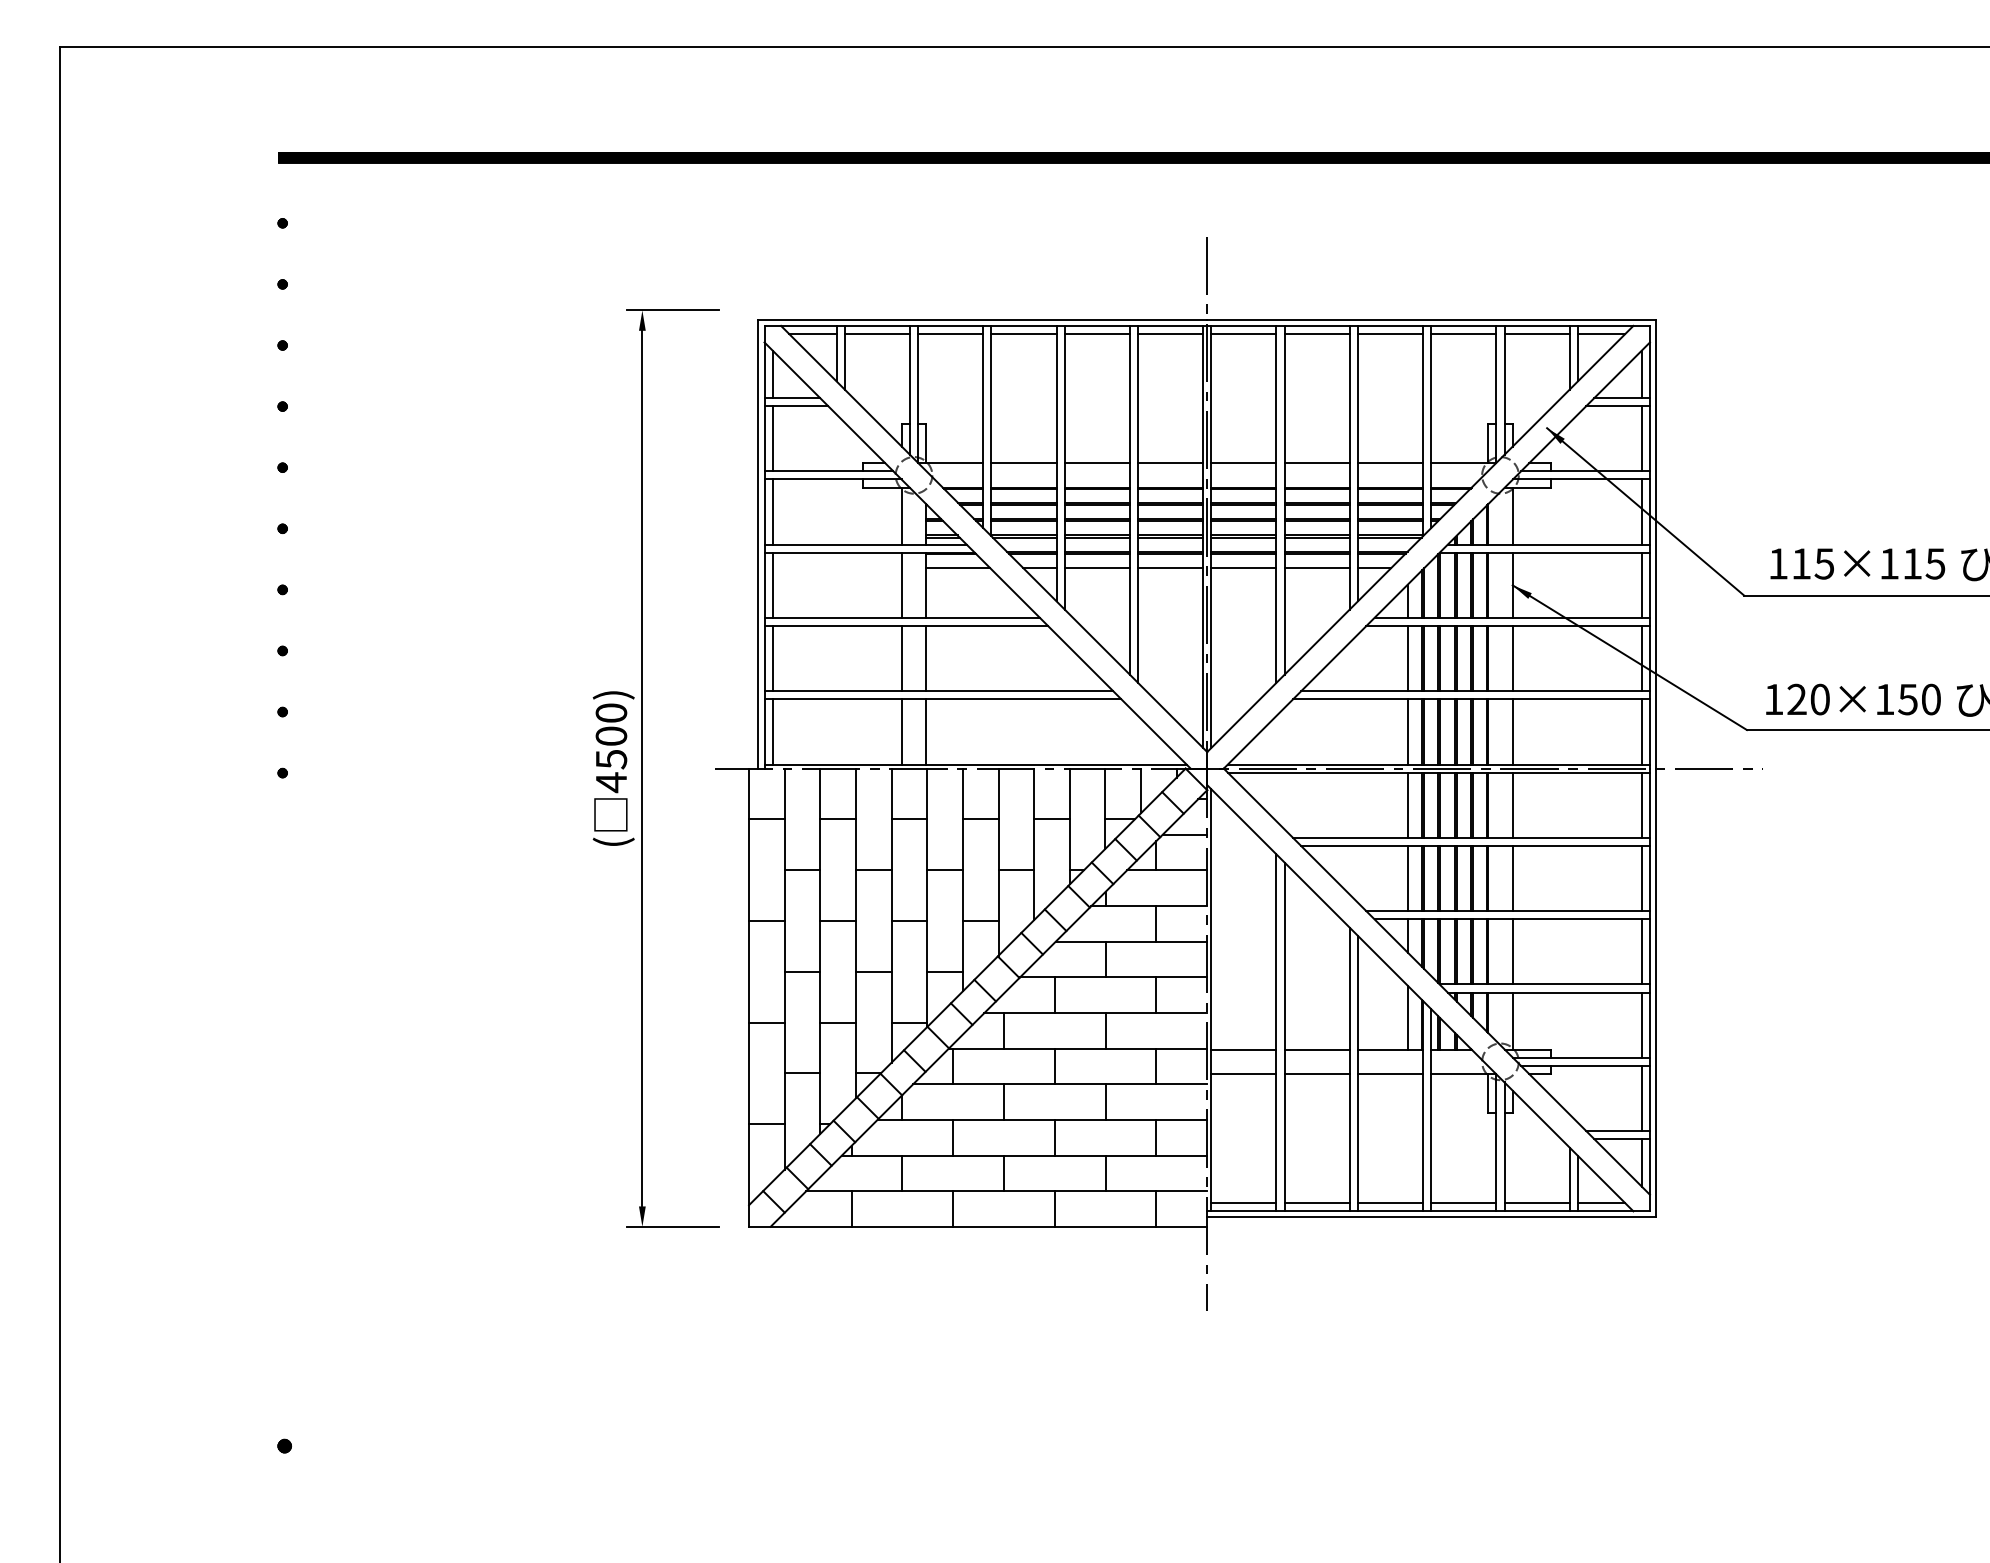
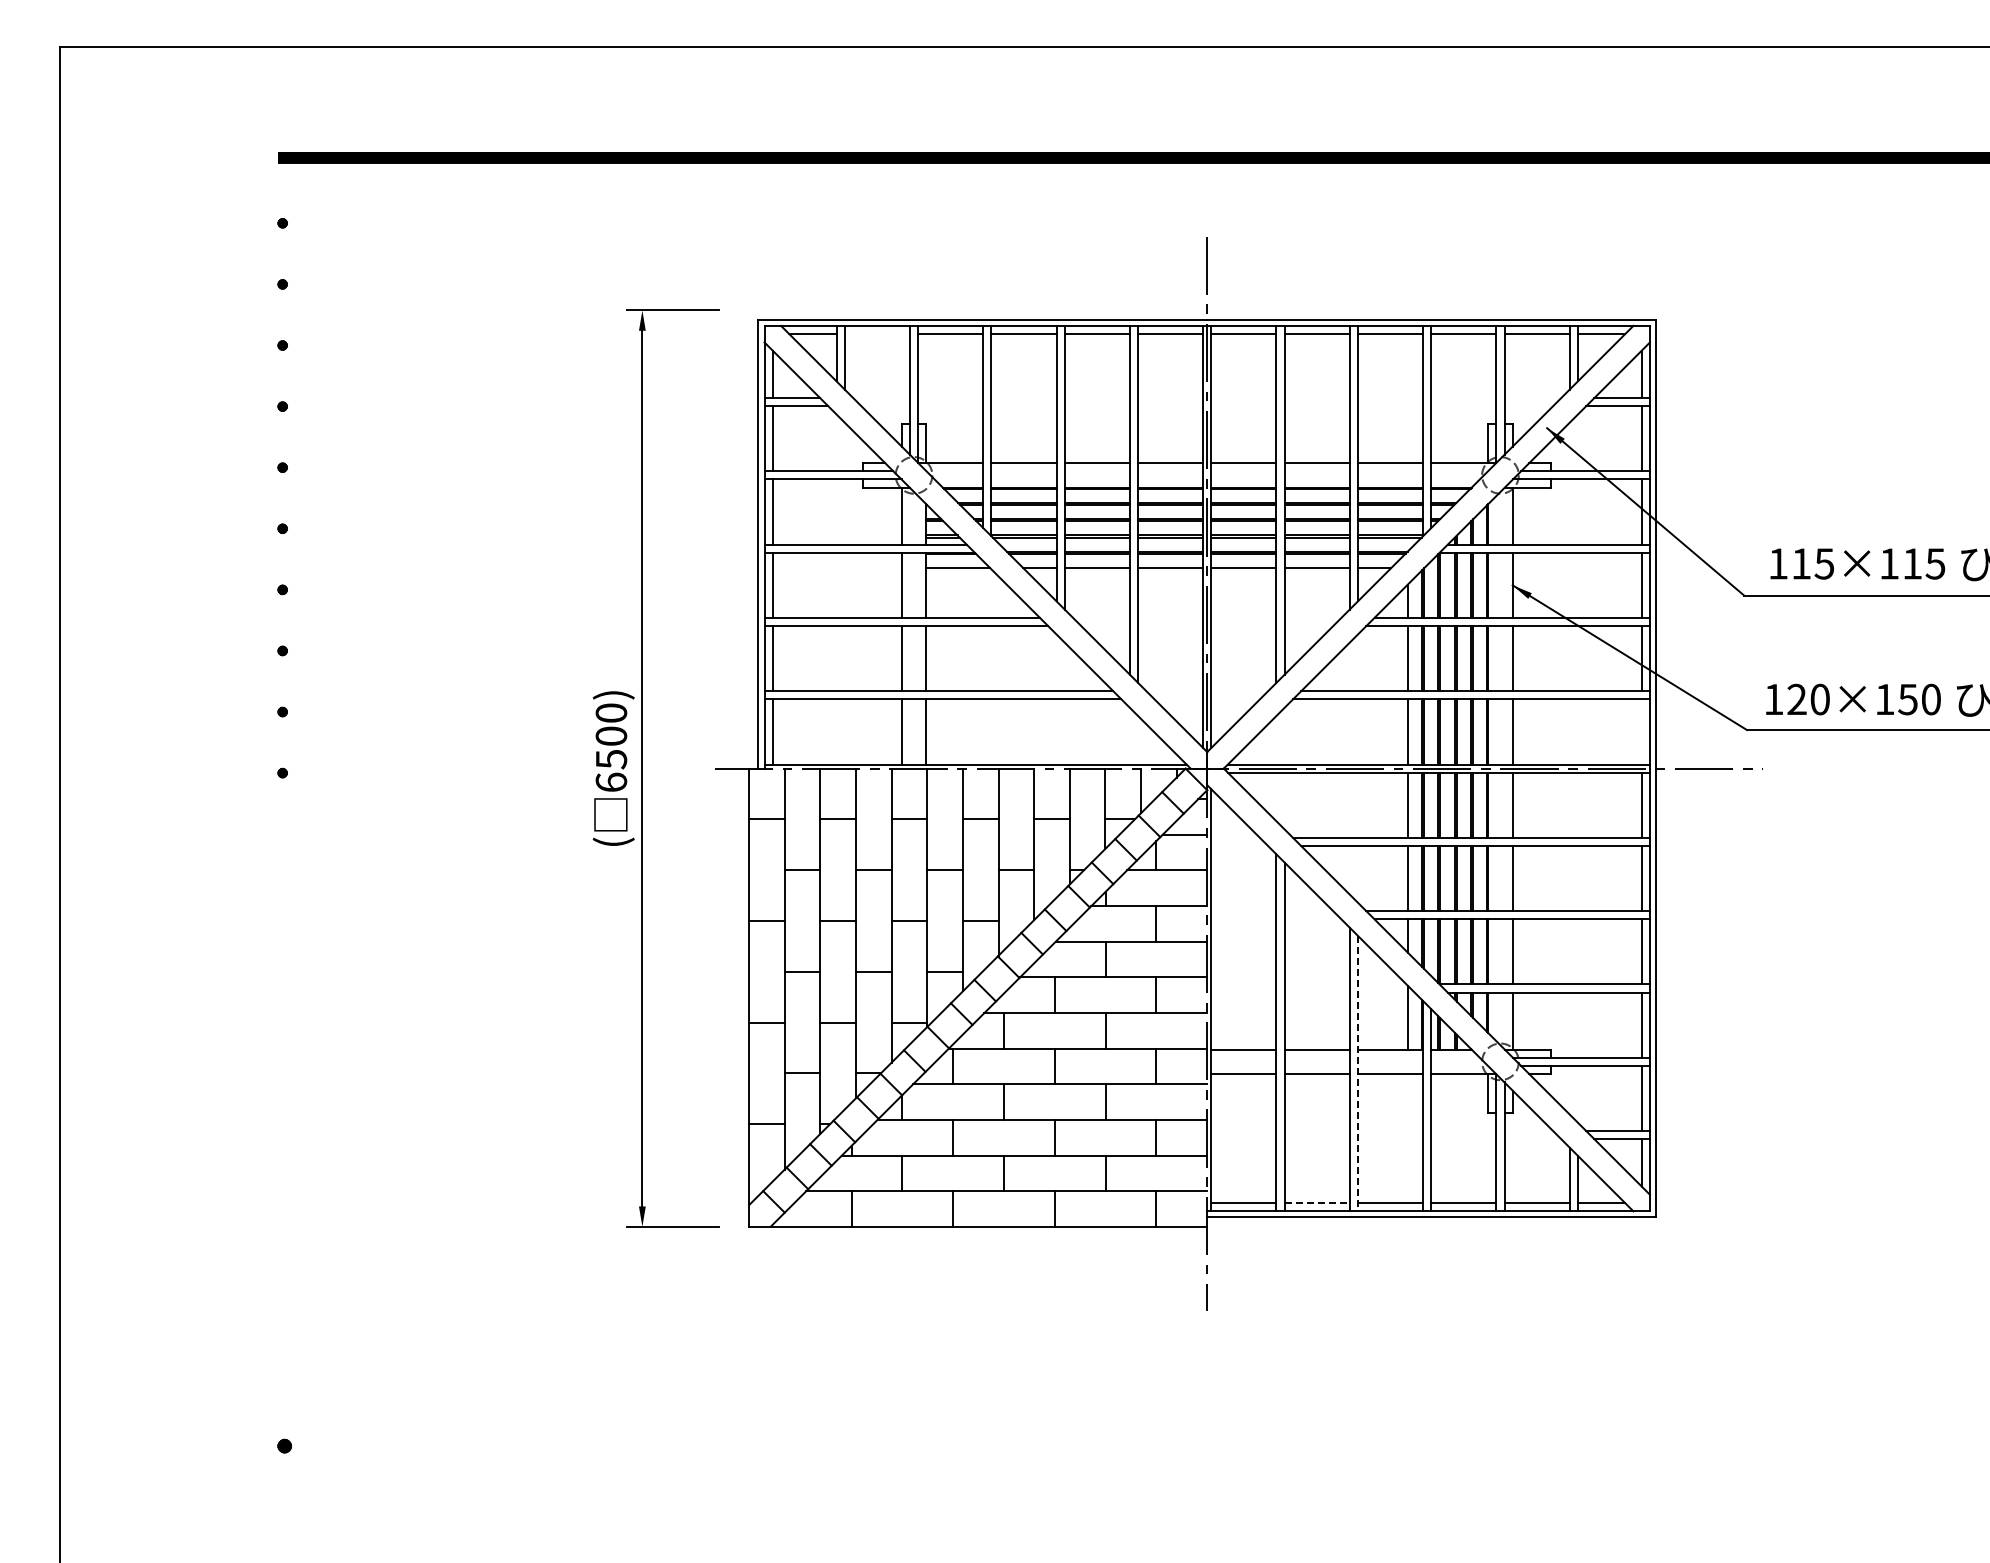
line: present -> none (876, 333)
line: present -> none (1641, 731)
text: 4500) -> 6500) (611, 782)
line: solid -> dashed (1357, 1073)
line: solid -> dashed (1317, 1203)
